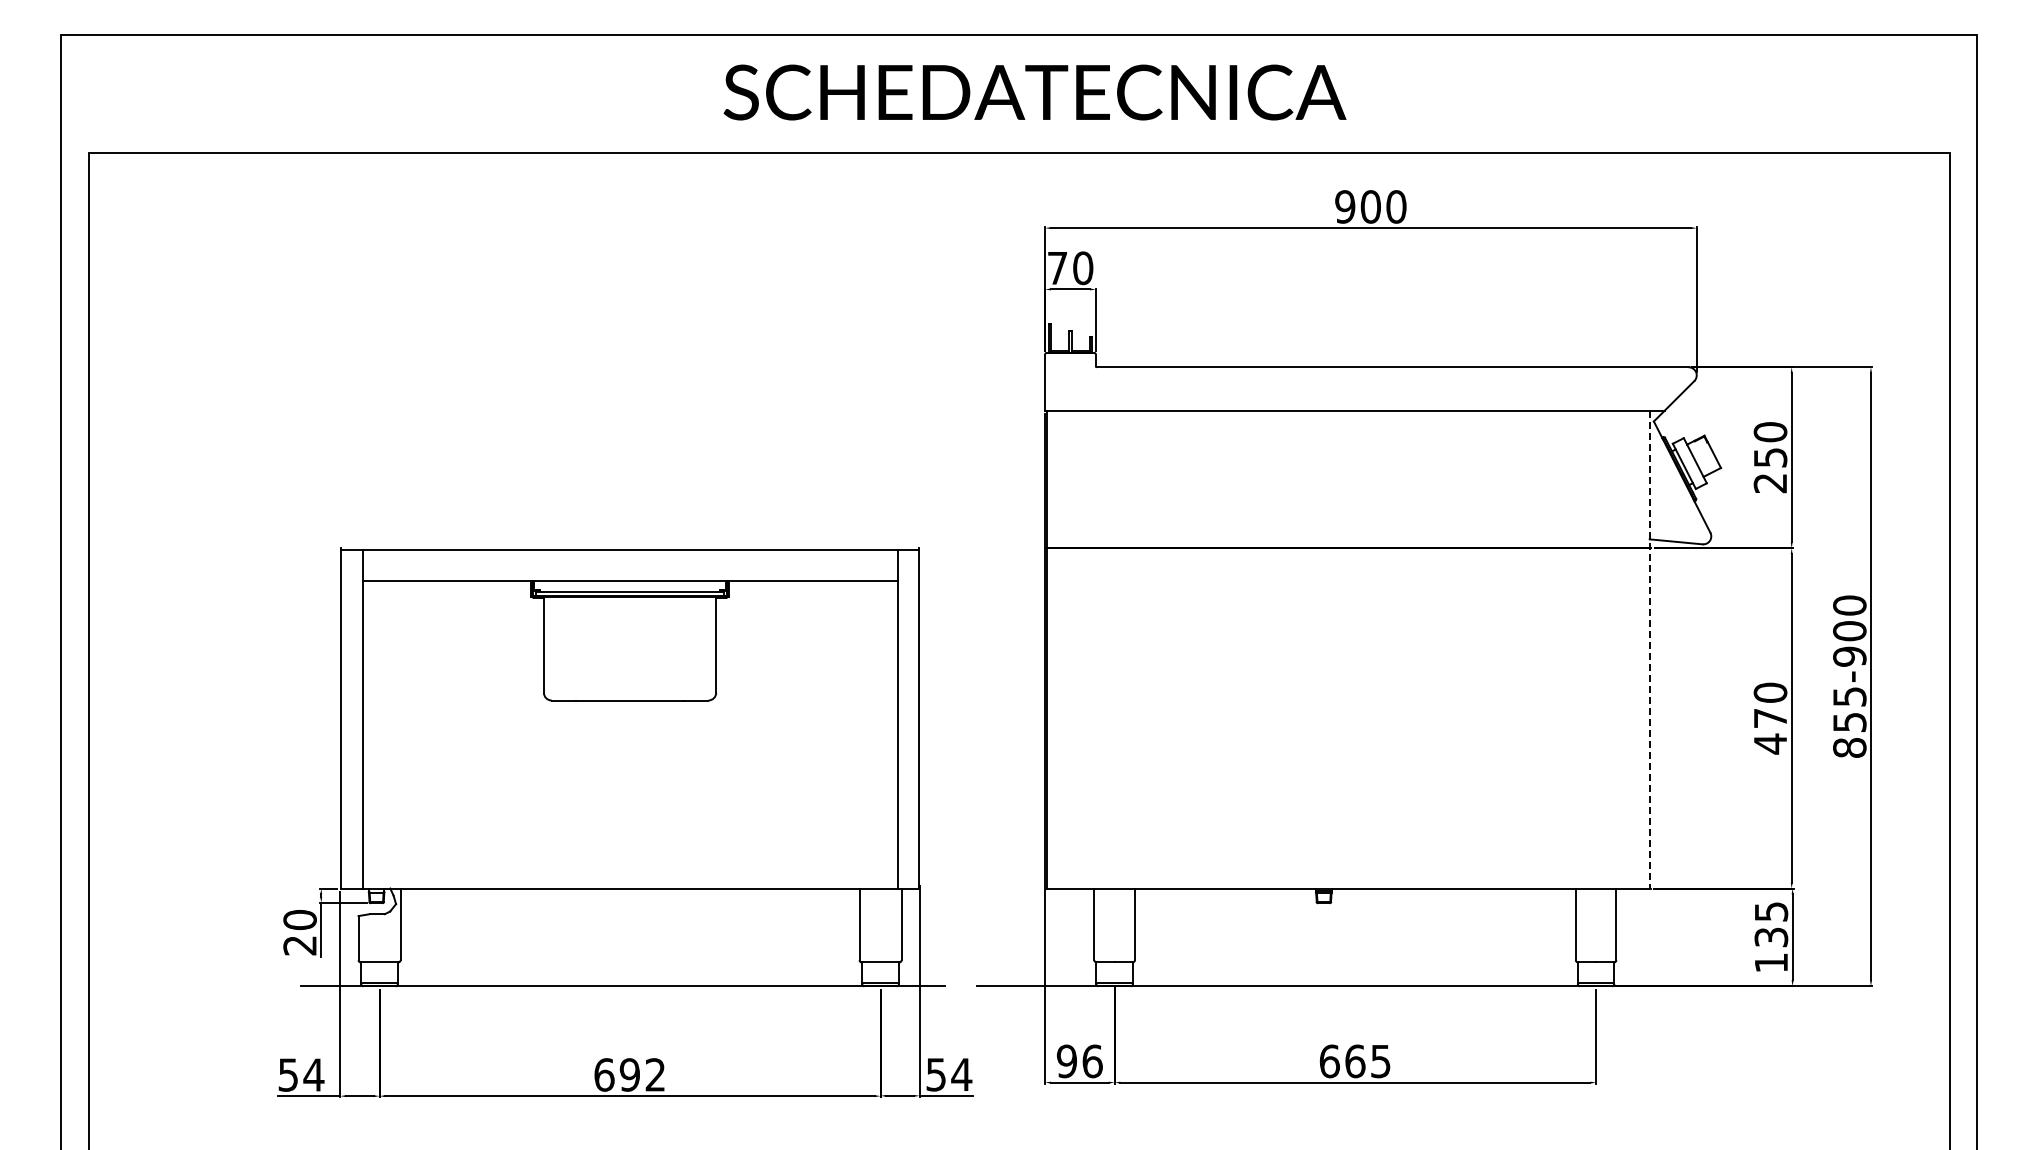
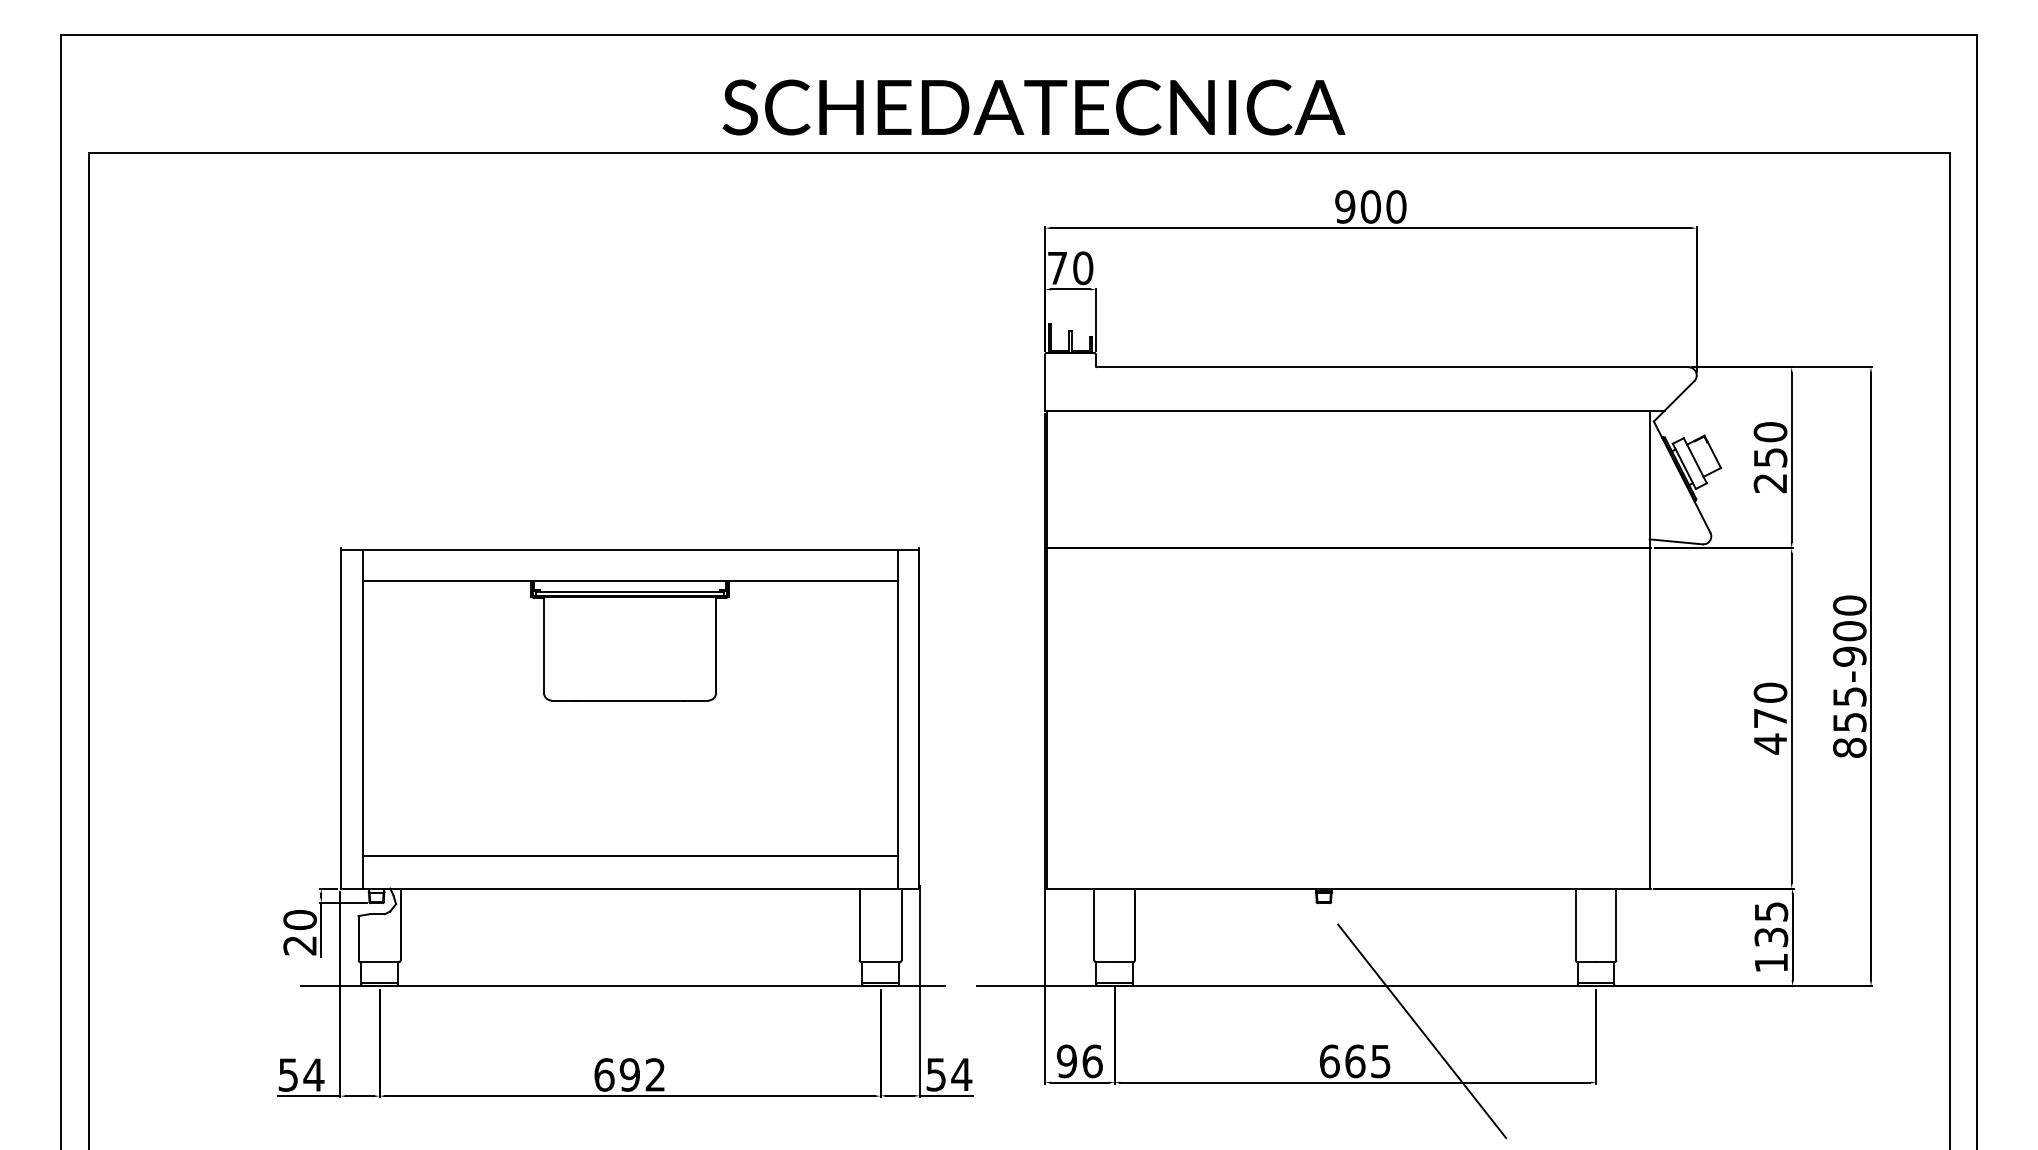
text position: (1034, 92) -> (1033, 107) (1033, 107)
line: dashed -> solid (1649, 649)
line: none -> present (629, 855)
line: none -> present (1422, 1031)
